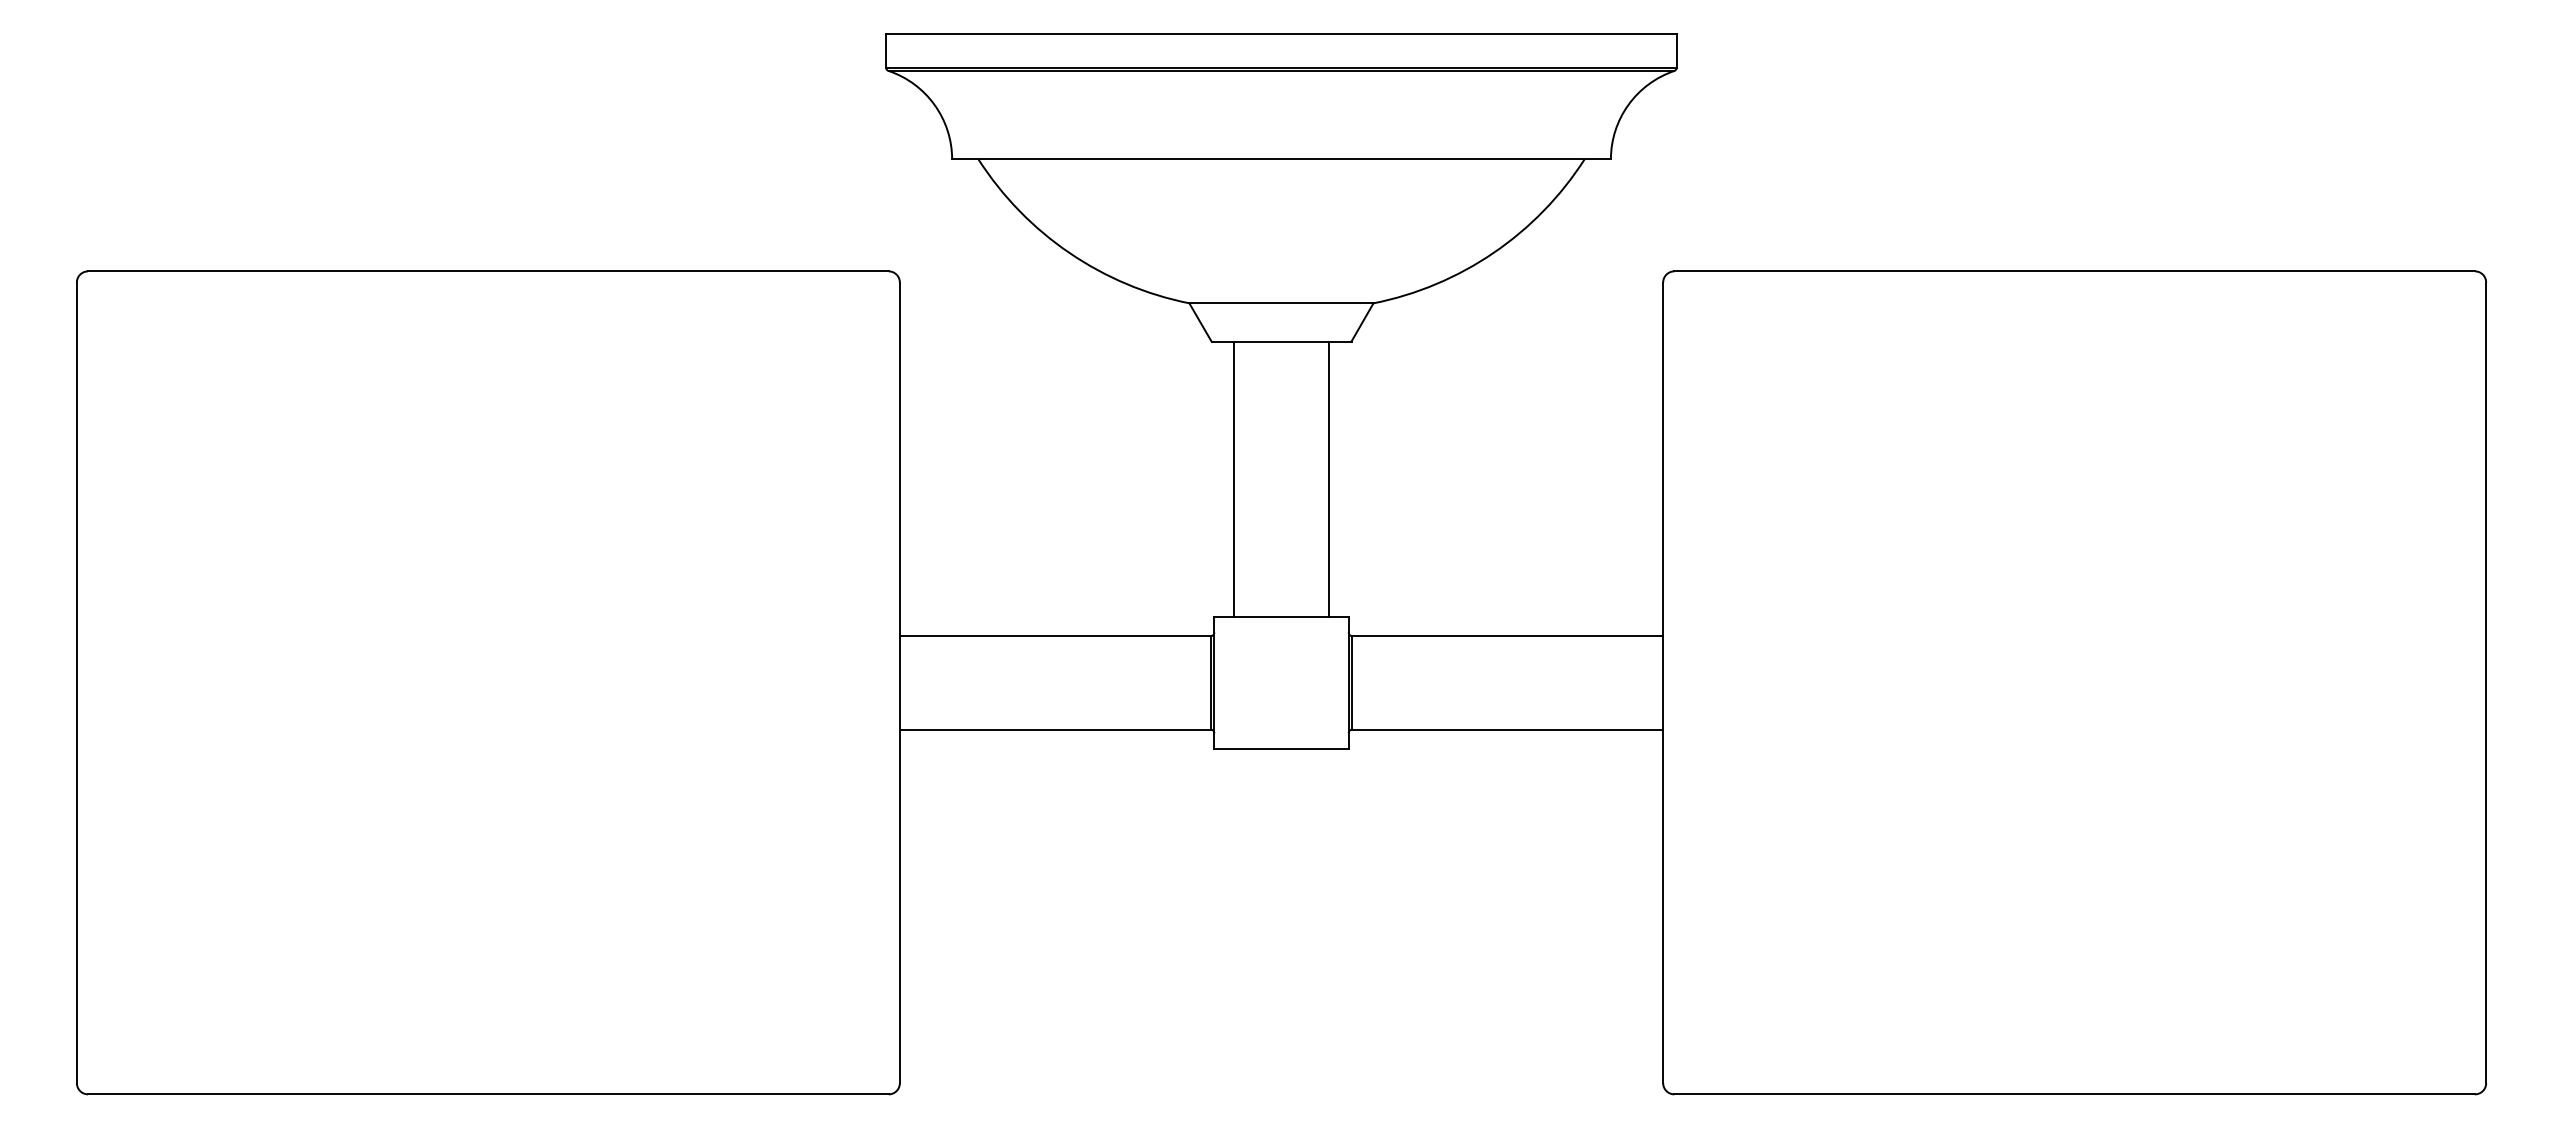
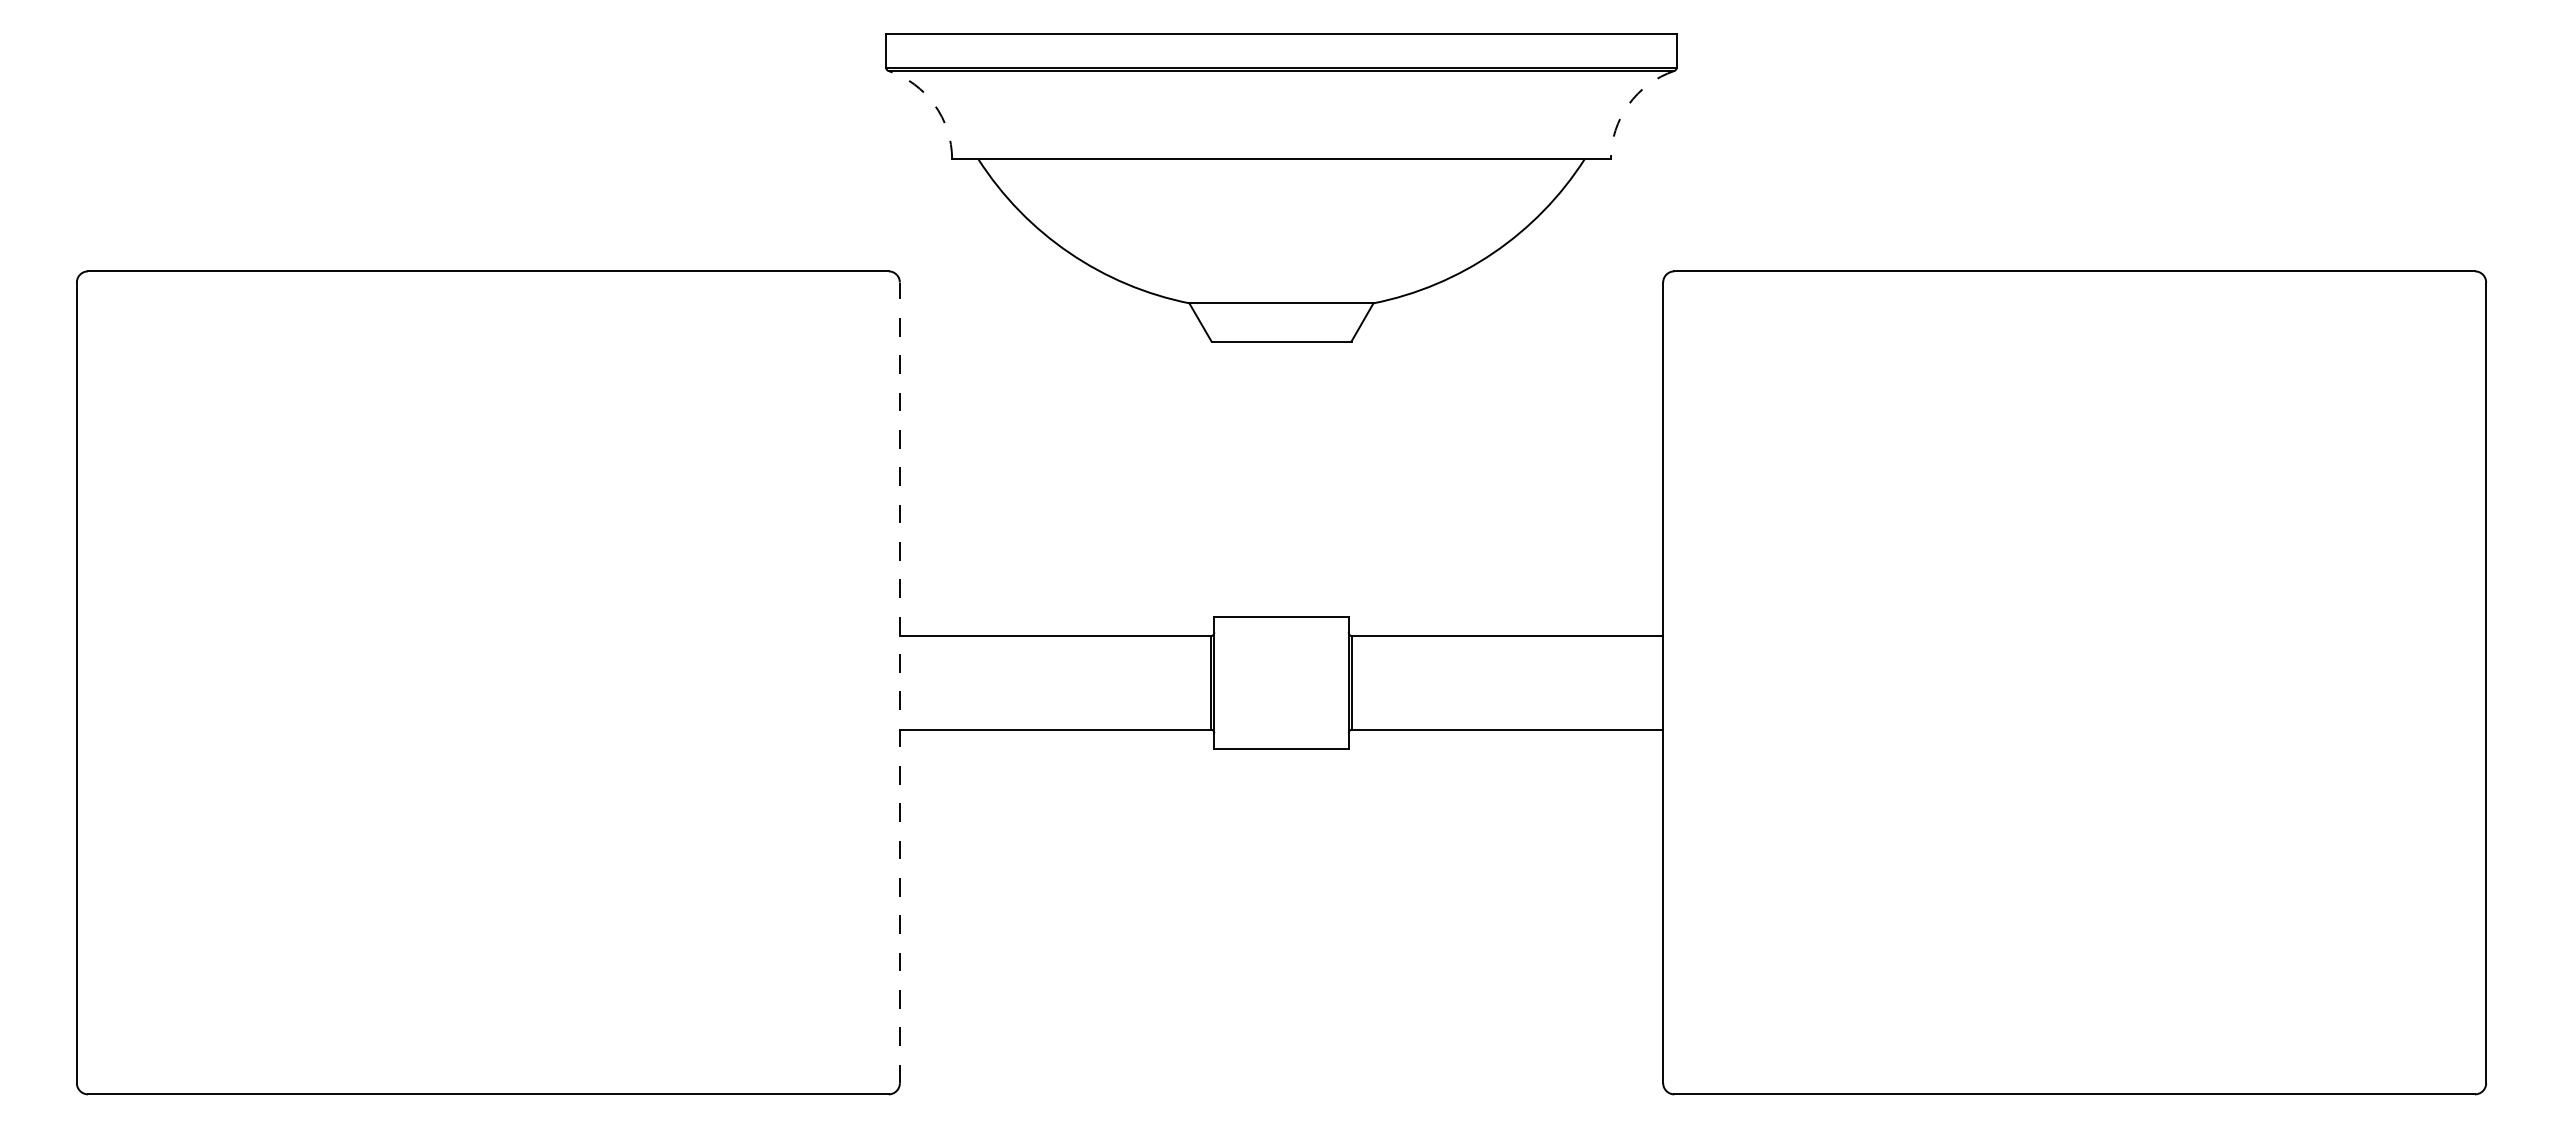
arc: solid -> dashed (934, 104)
arc: solid -> dashed (1628, 104)
line: present -> none (1233, 479)
line: present -> none (1329, 479)
line: solid -> dashed (899, 682)
